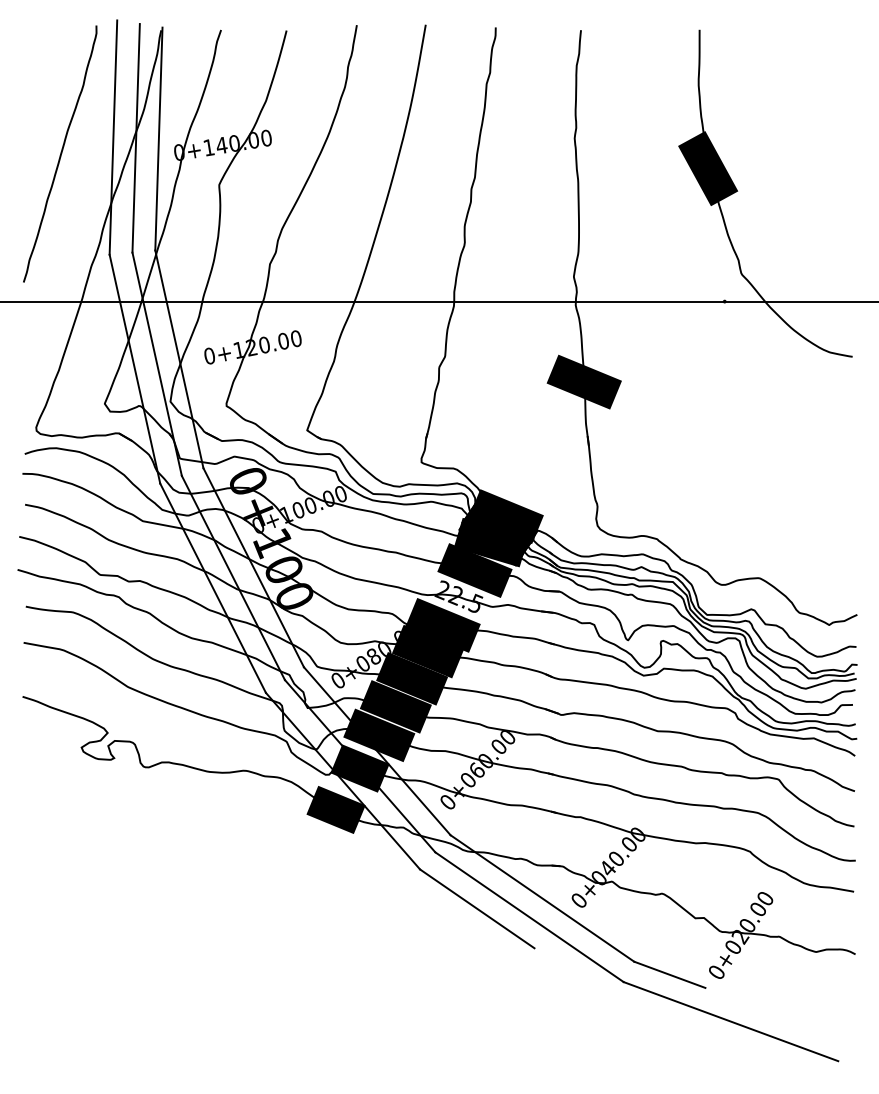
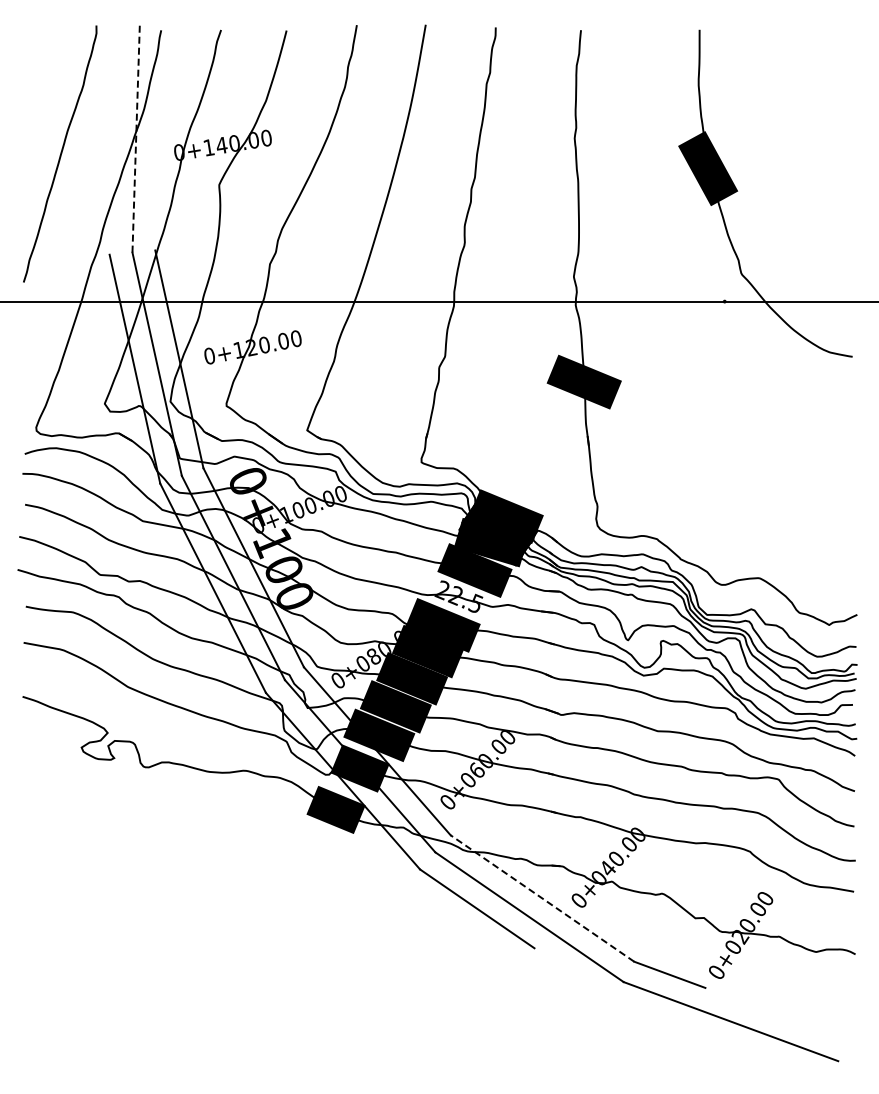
line: present -> none (113, 137)
line: solid -> dashed (136, 137)
line: present -> none (158, 138)
line: solid -> dashed (542, 898)
